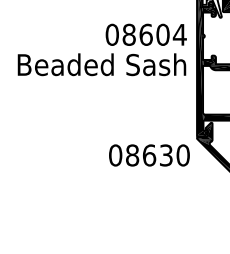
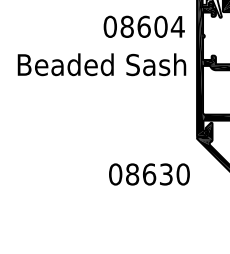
text position: (145, 34) -> (143, 26) (143, 26)
text position: (149, 155) -> (149, 174) (149, 174)
